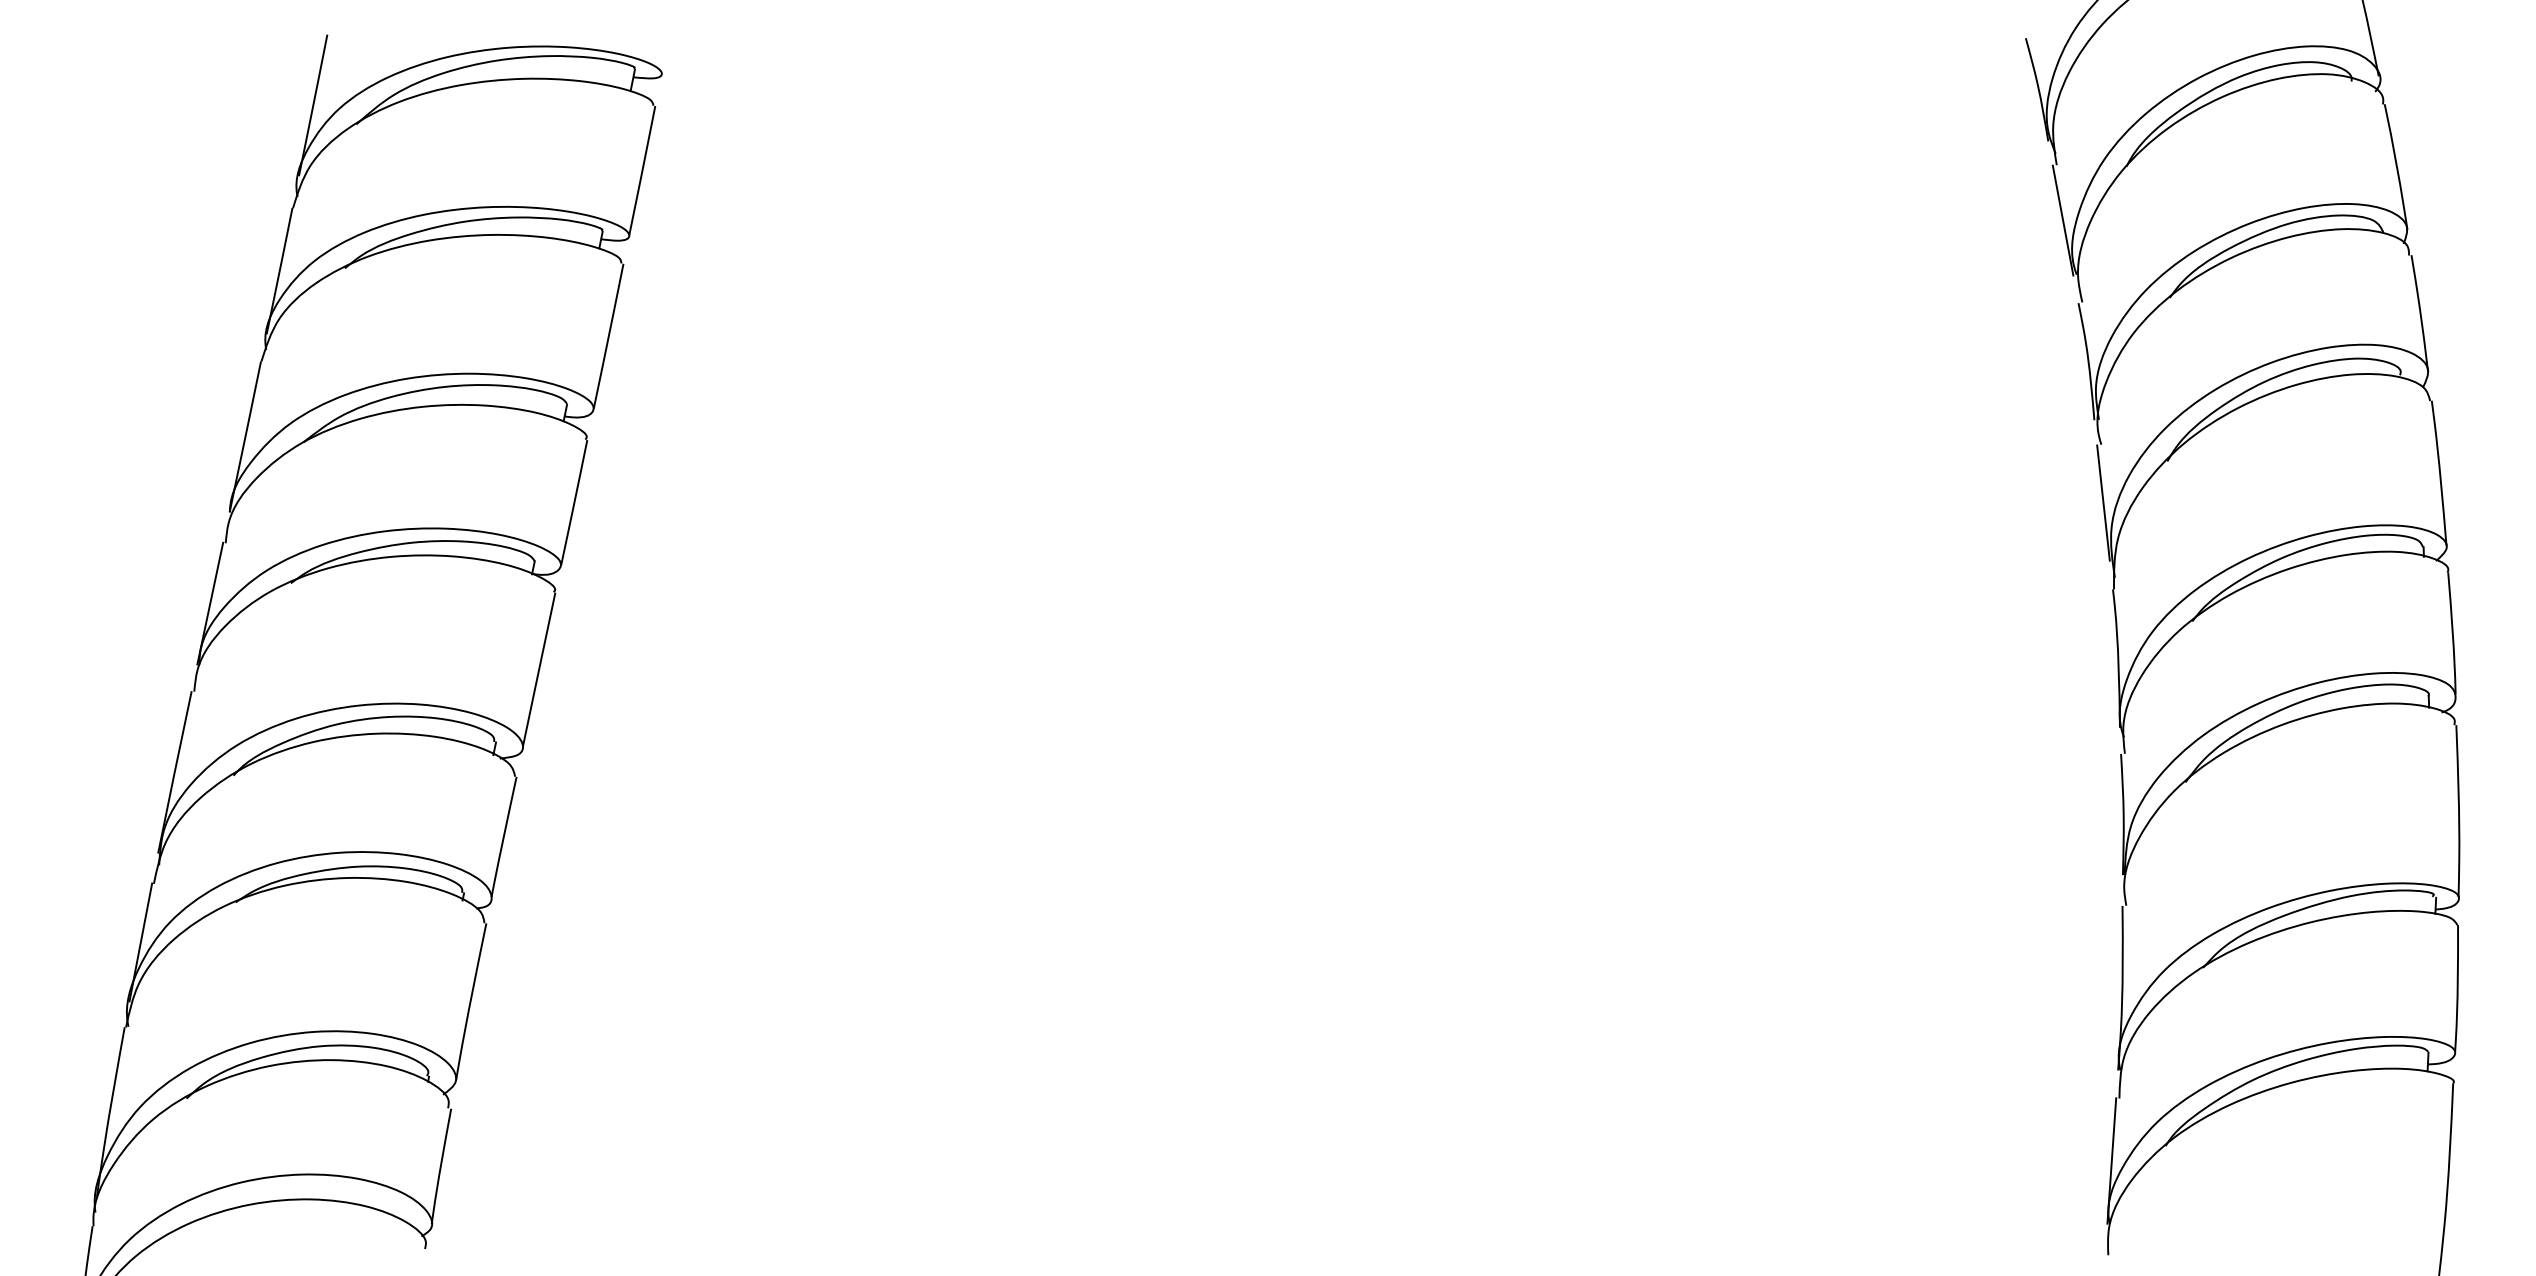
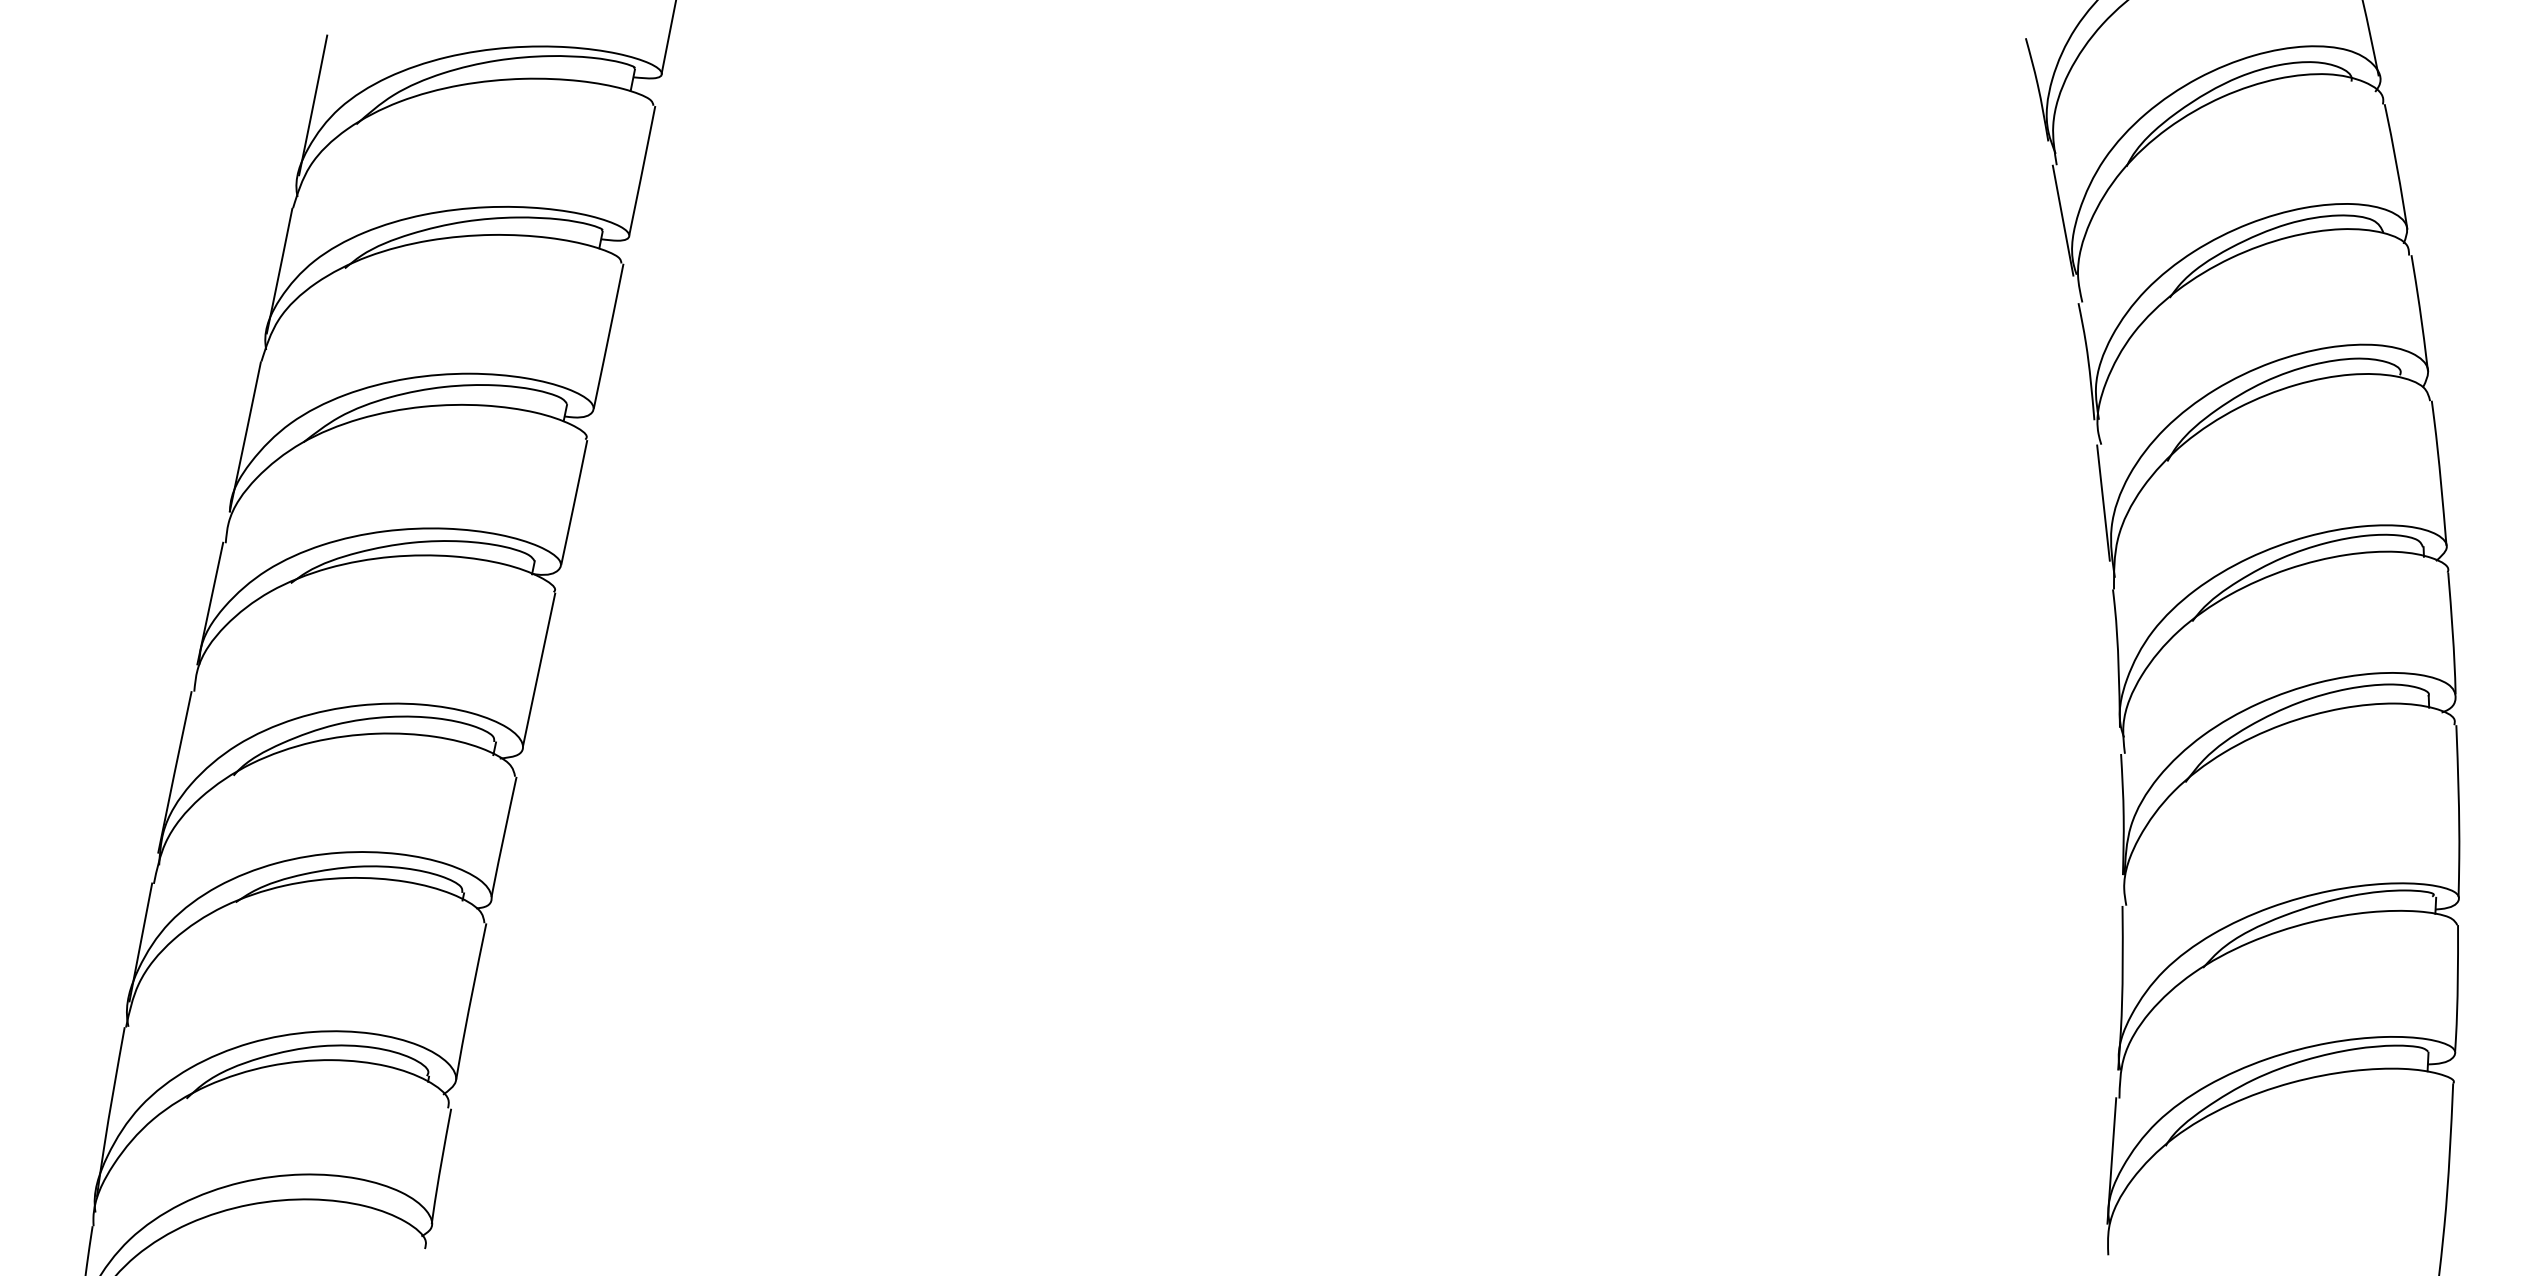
line: none -> present (668, 37)
